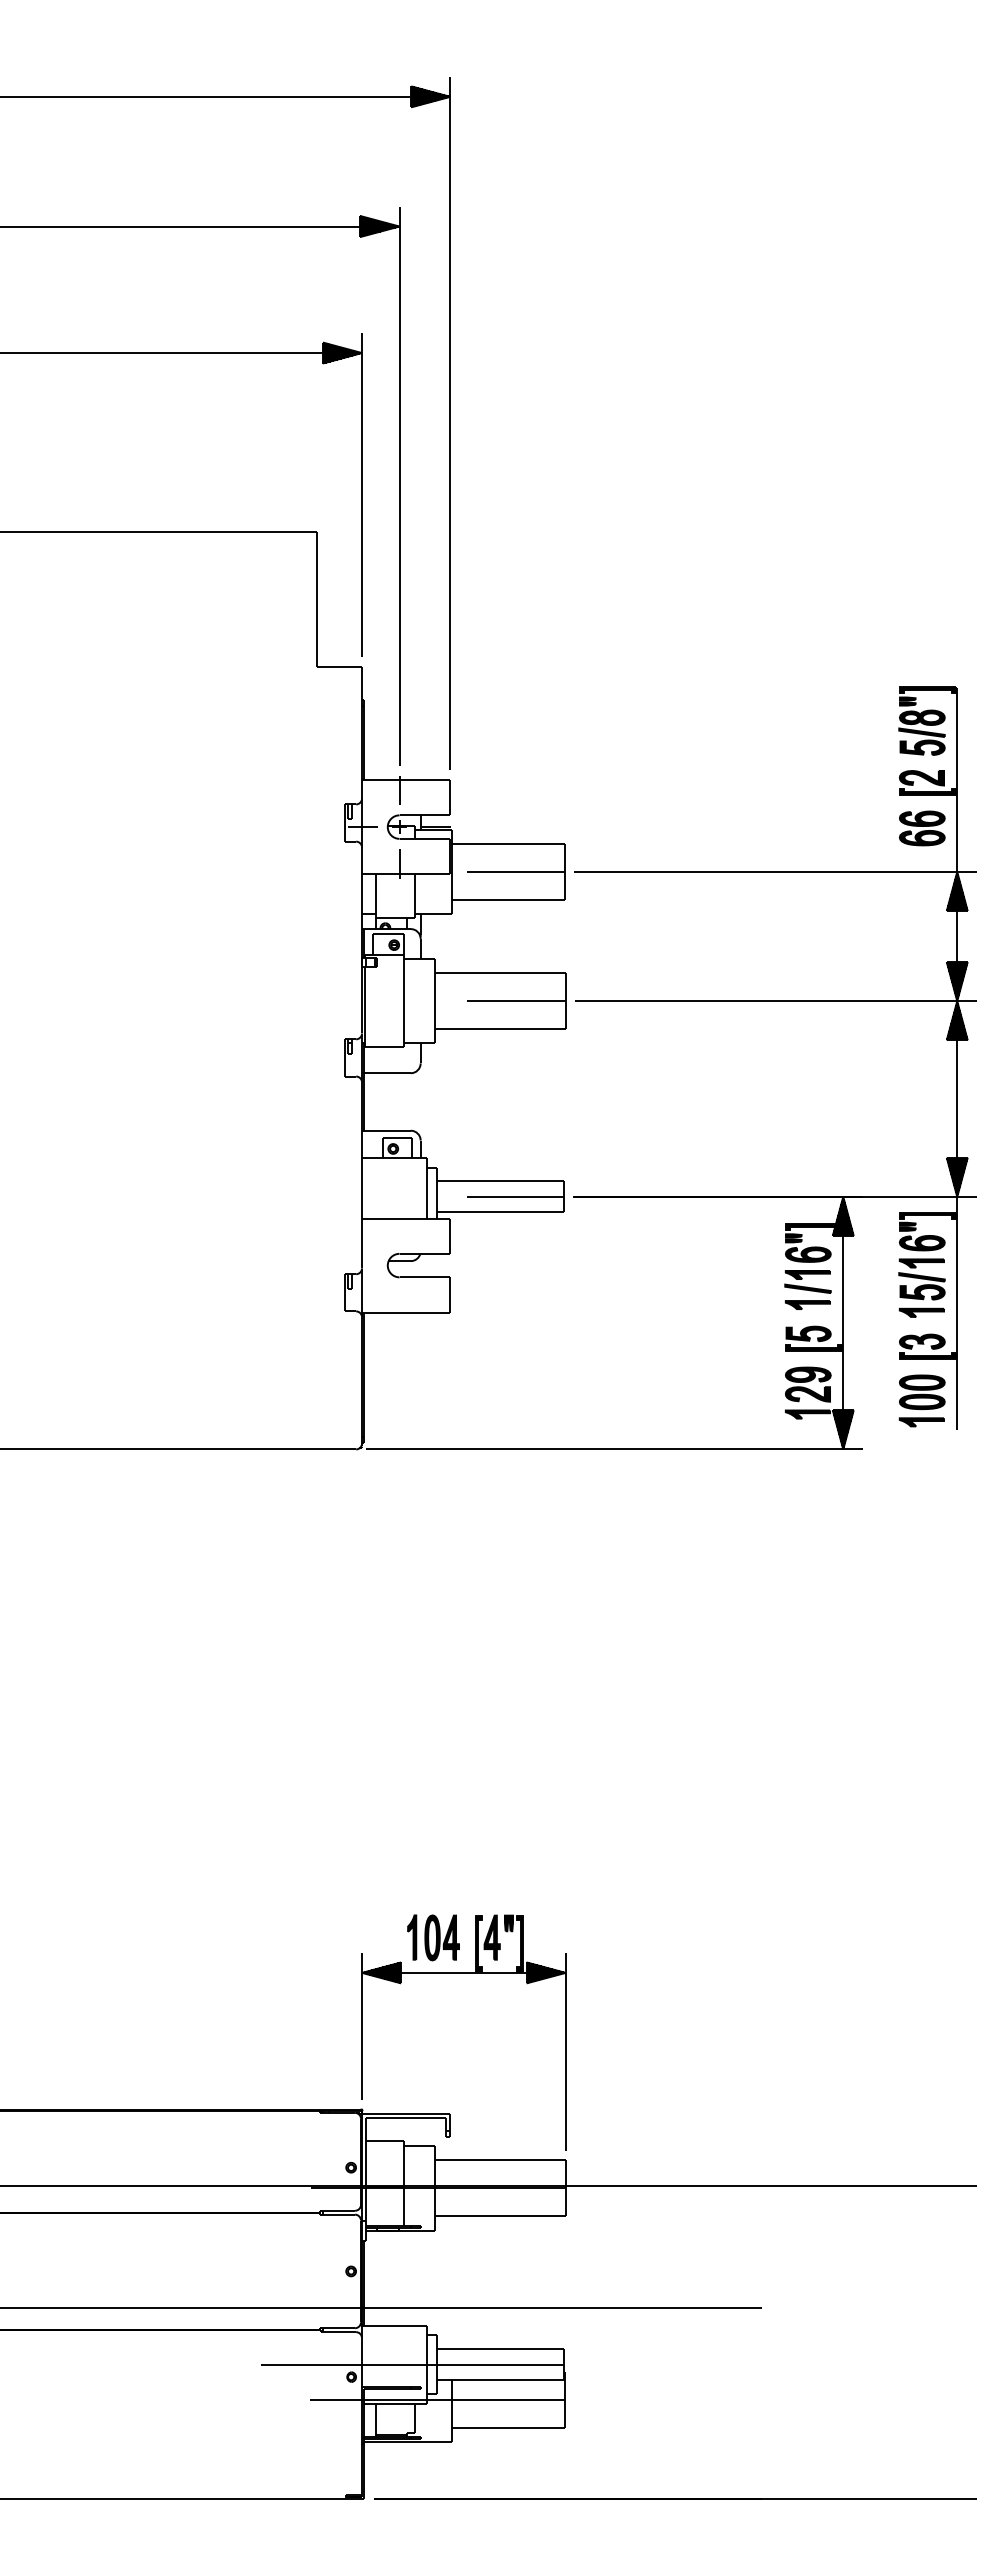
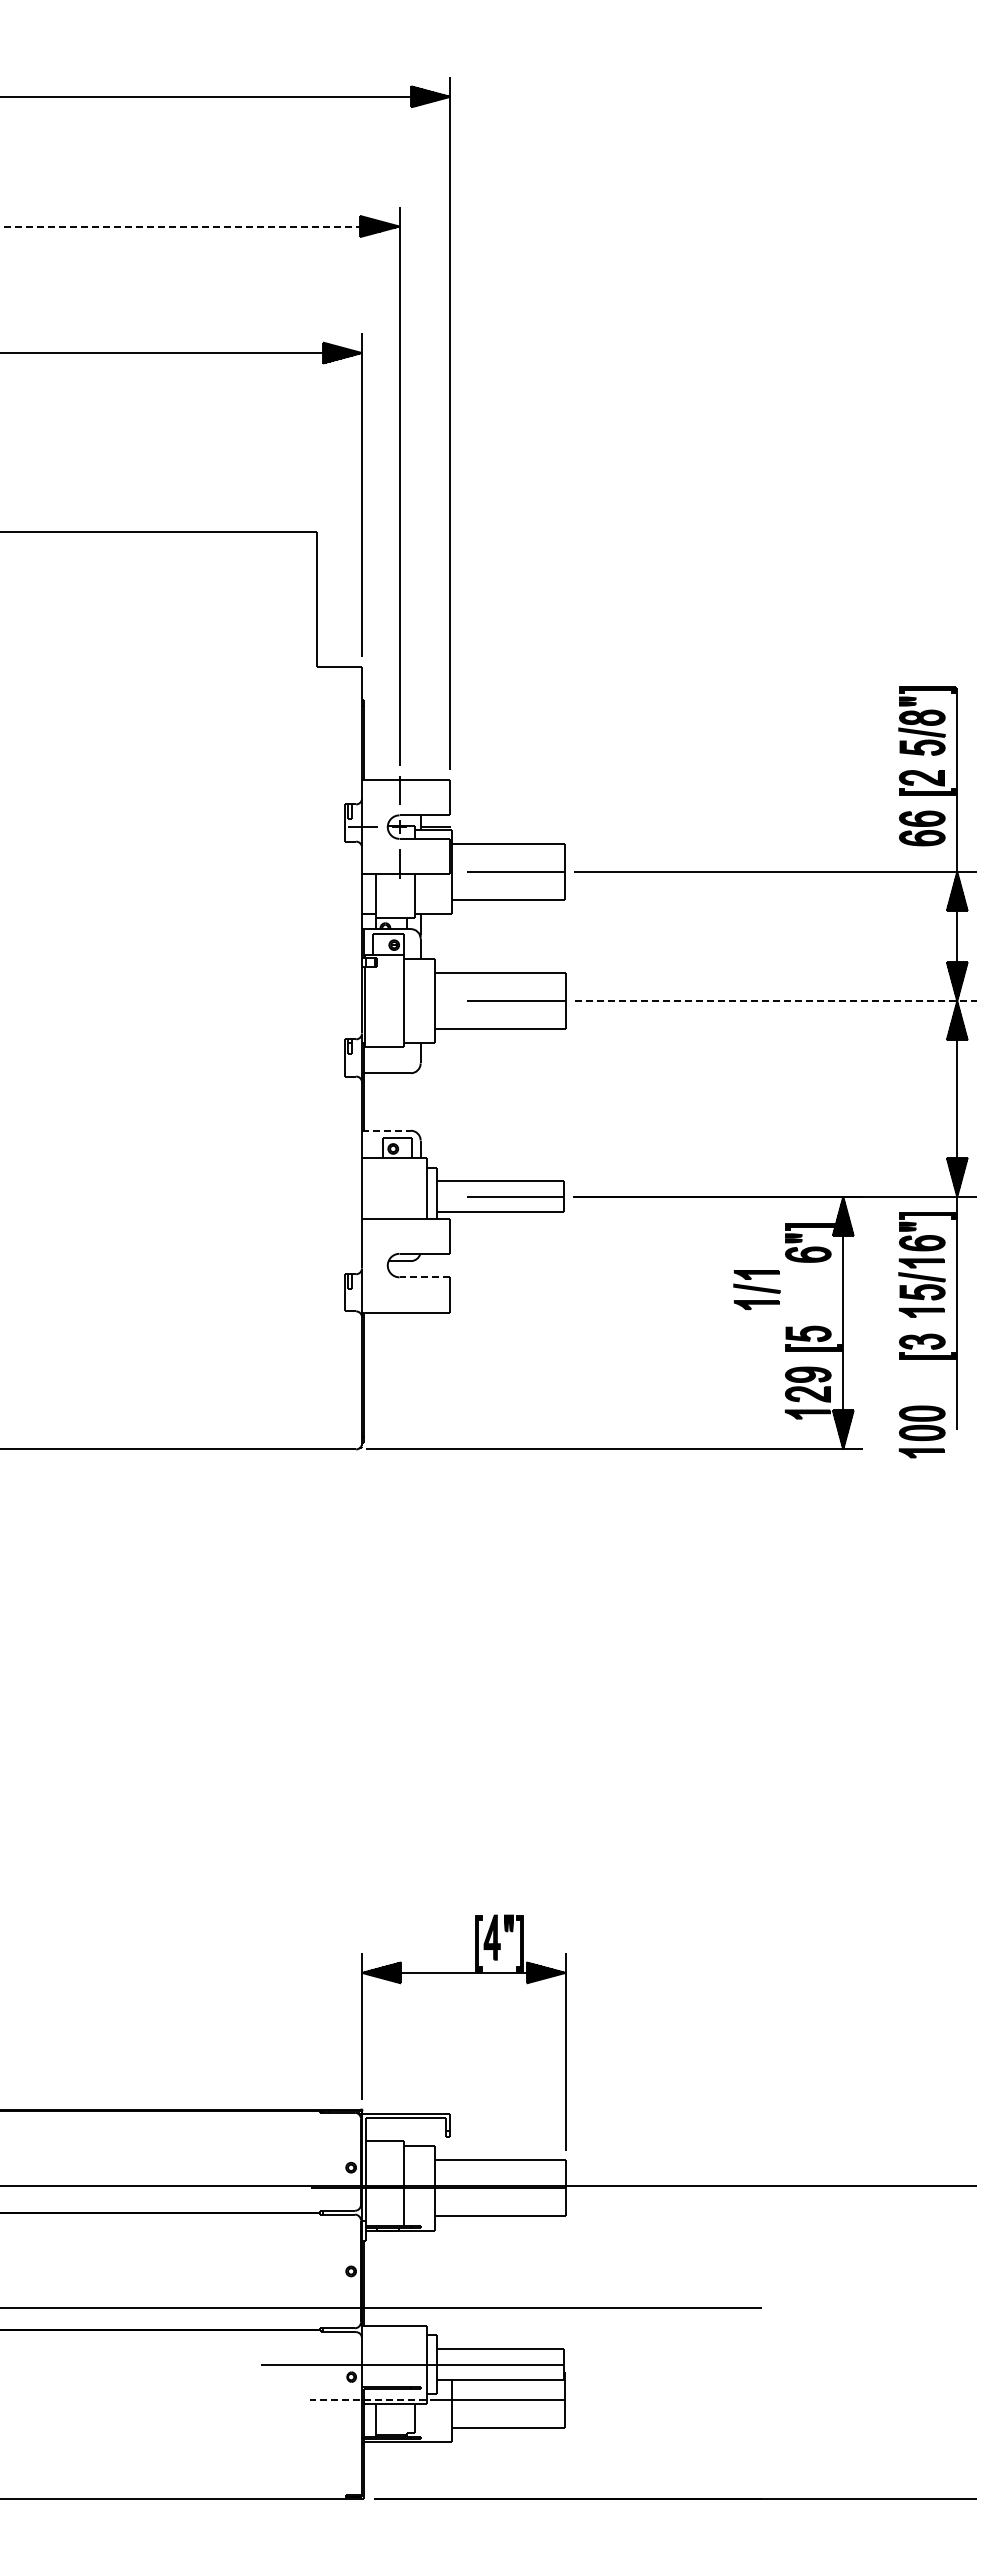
line: solid -> dashed (200, 226)
line: solid -> dashed (776, 1001)
line: solid -> dashed (386, 1130)
line: solid -> dashed (424, 1277)
part position: (807, 1289) -> (756, 1289) (756, 1289)
part position: (921, 1400) -> (921, 1431) (921, 1431)
part: present -> none (433, 1937)
line: solid -> dashed (373, 2399)
